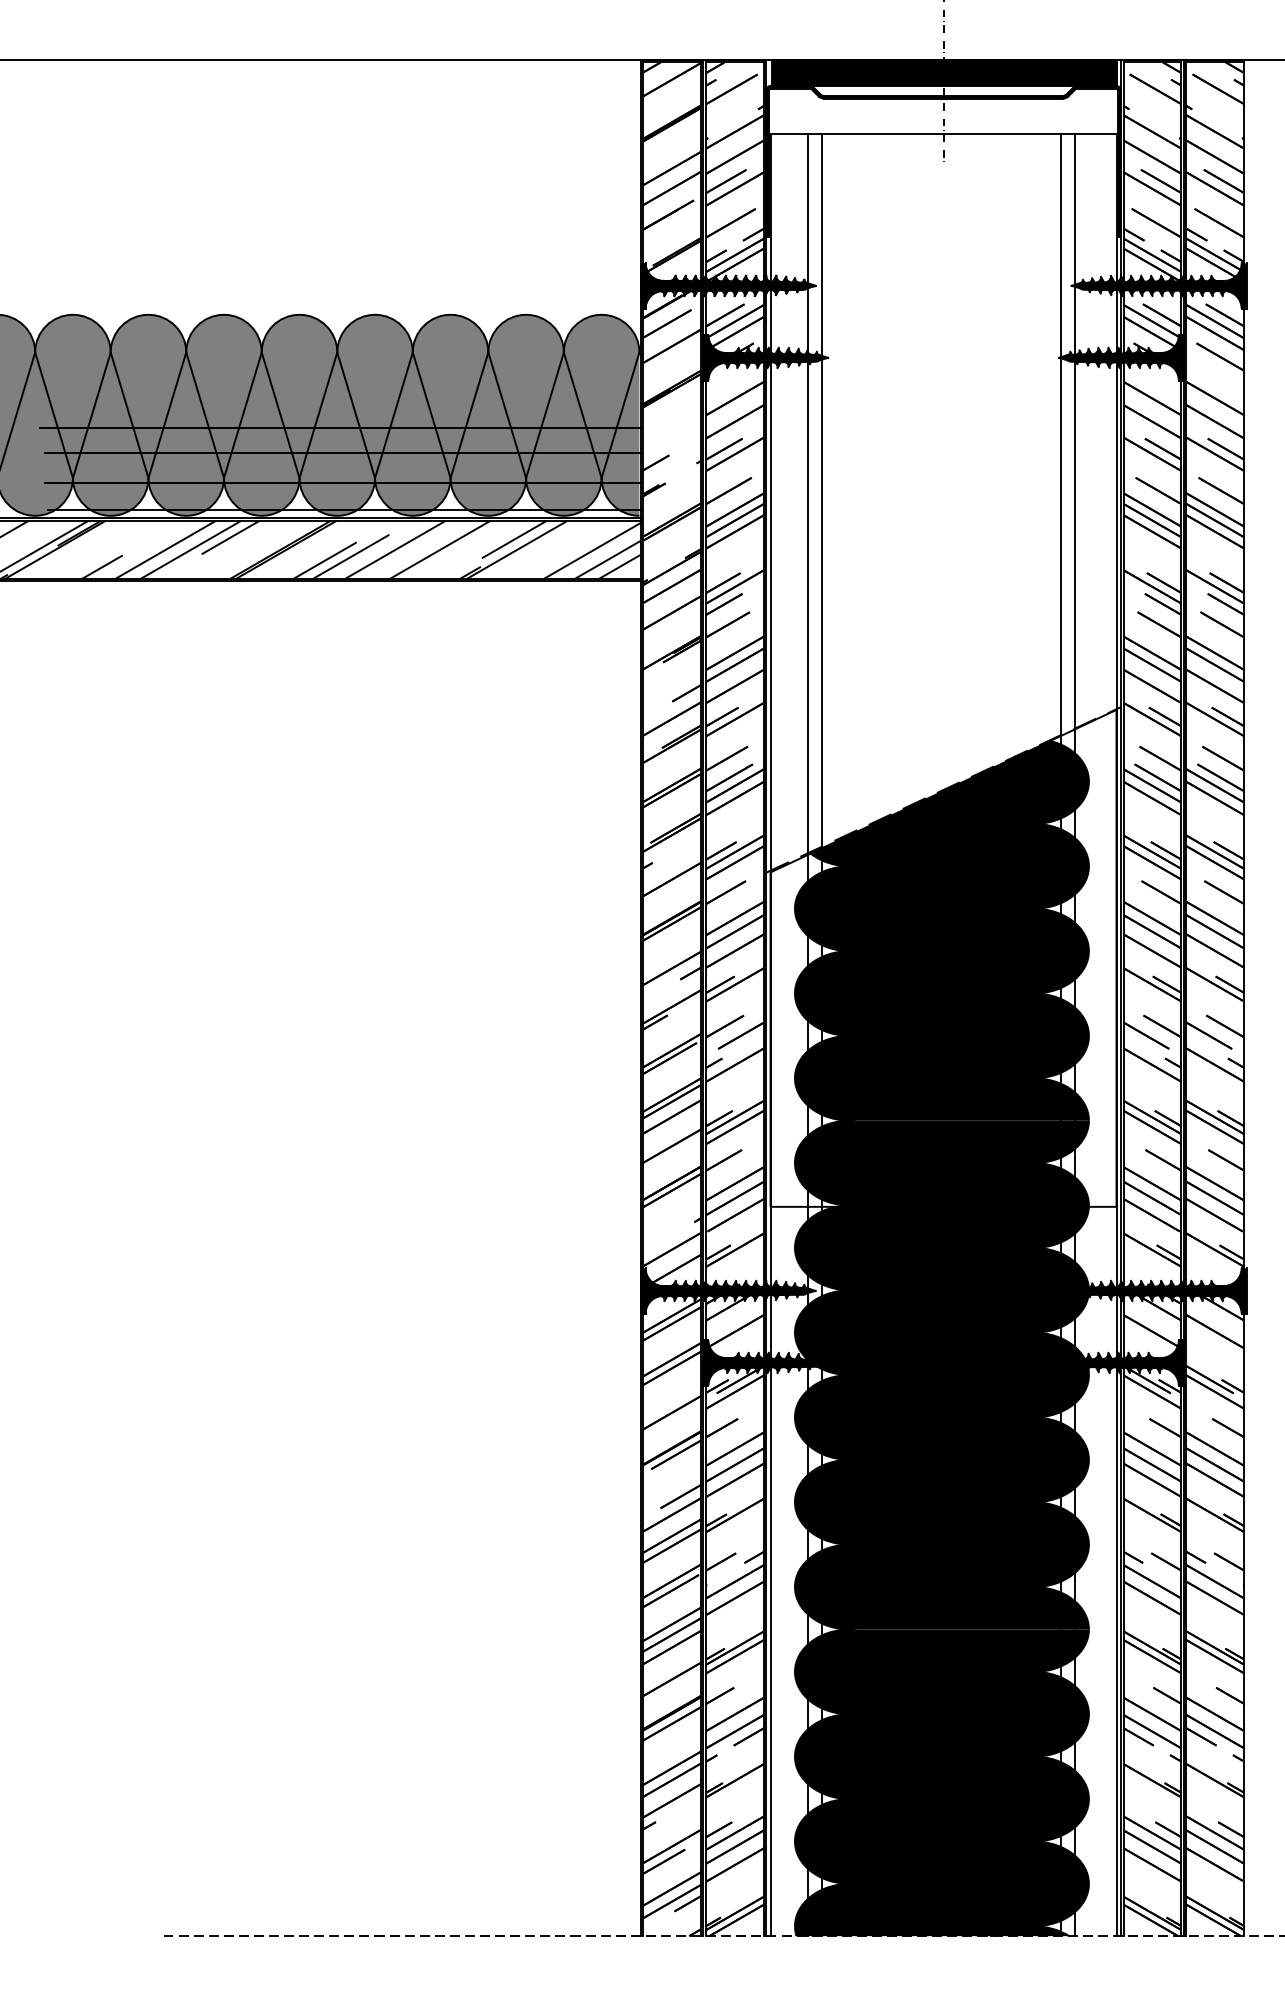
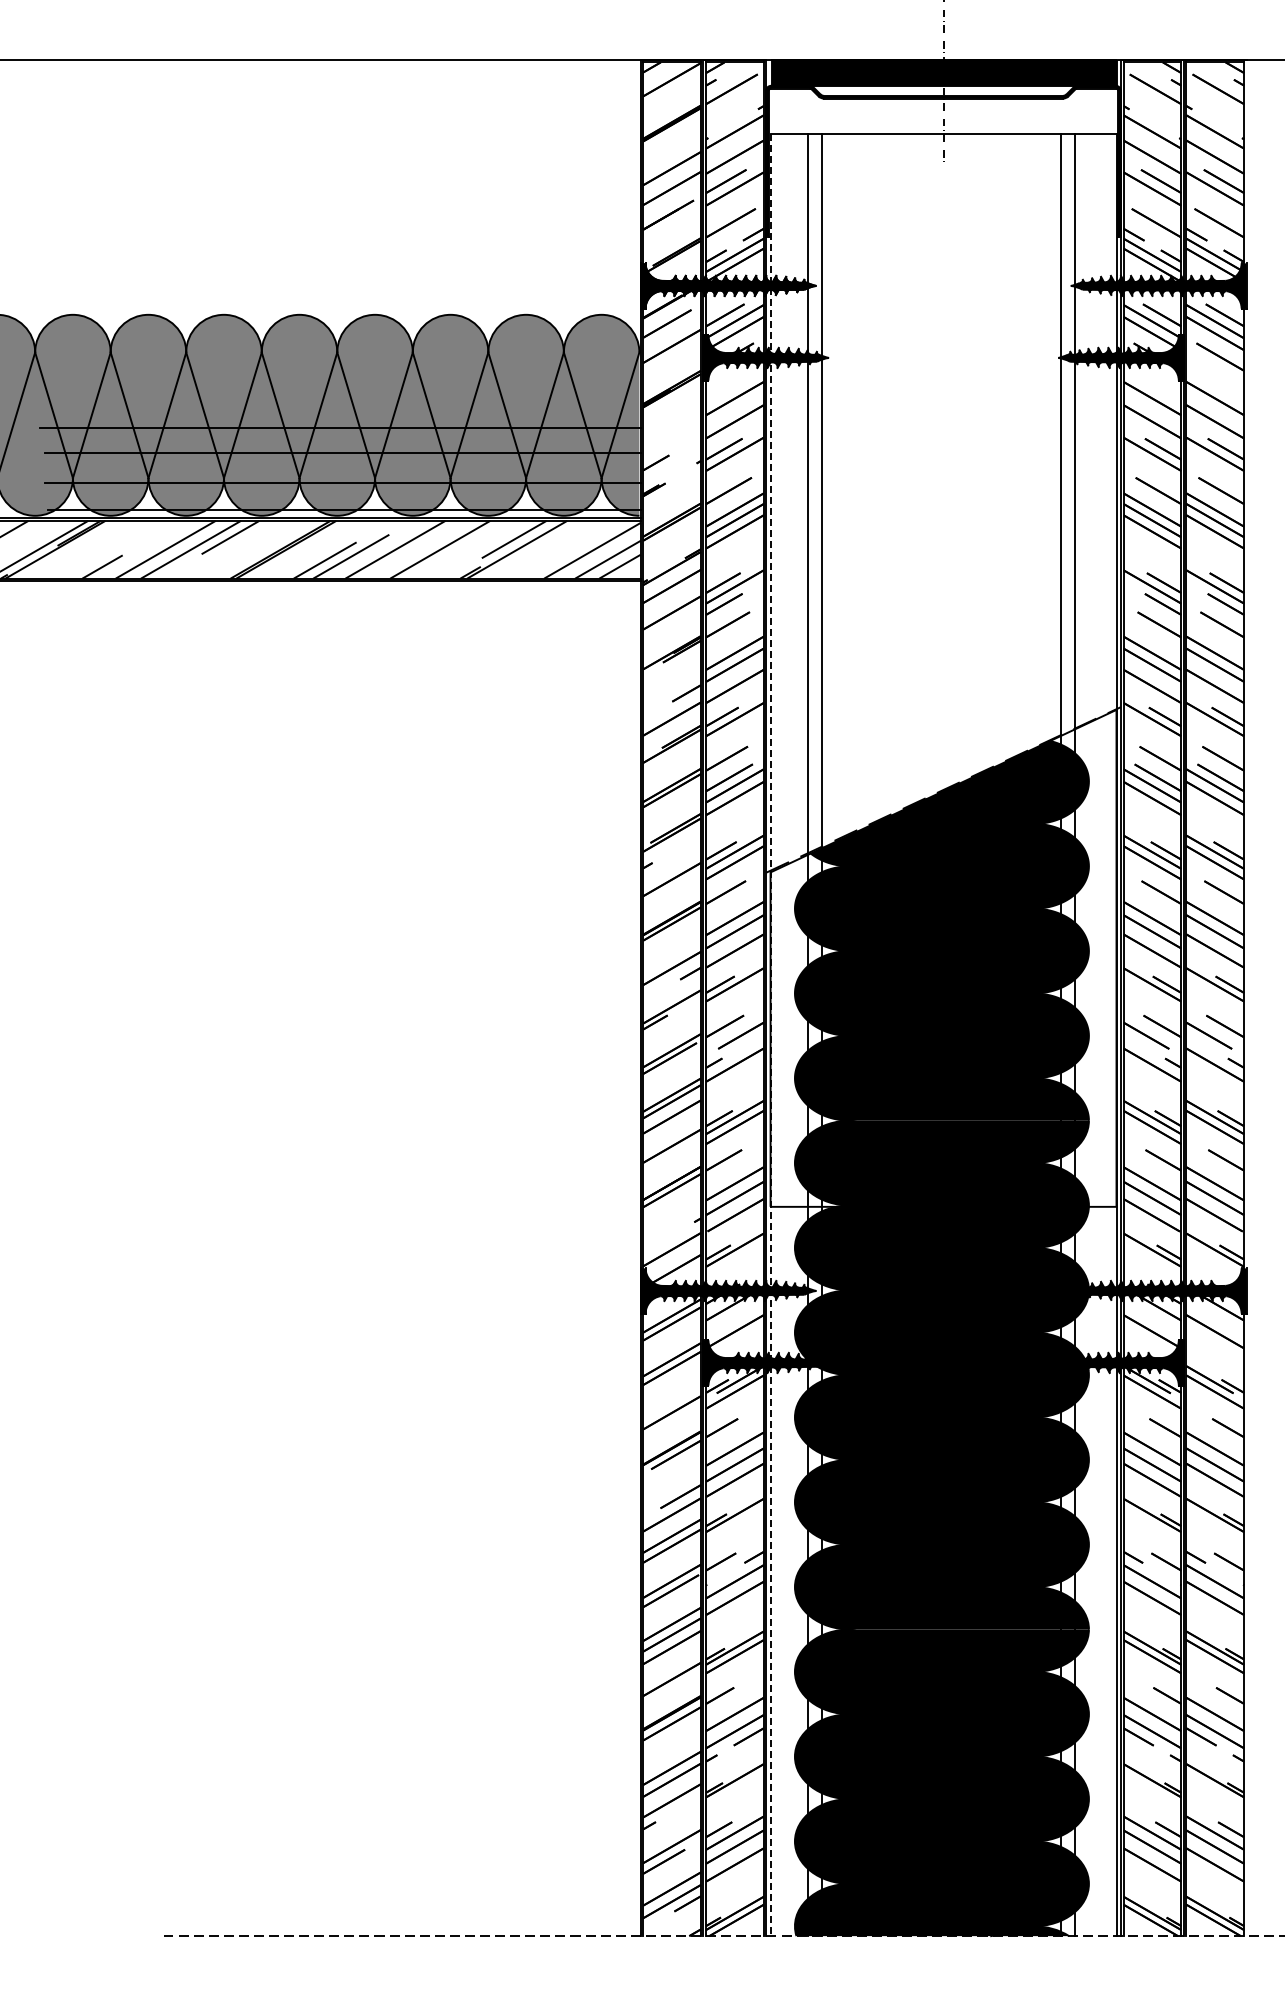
line: solid -> dashed (770, 1035)
